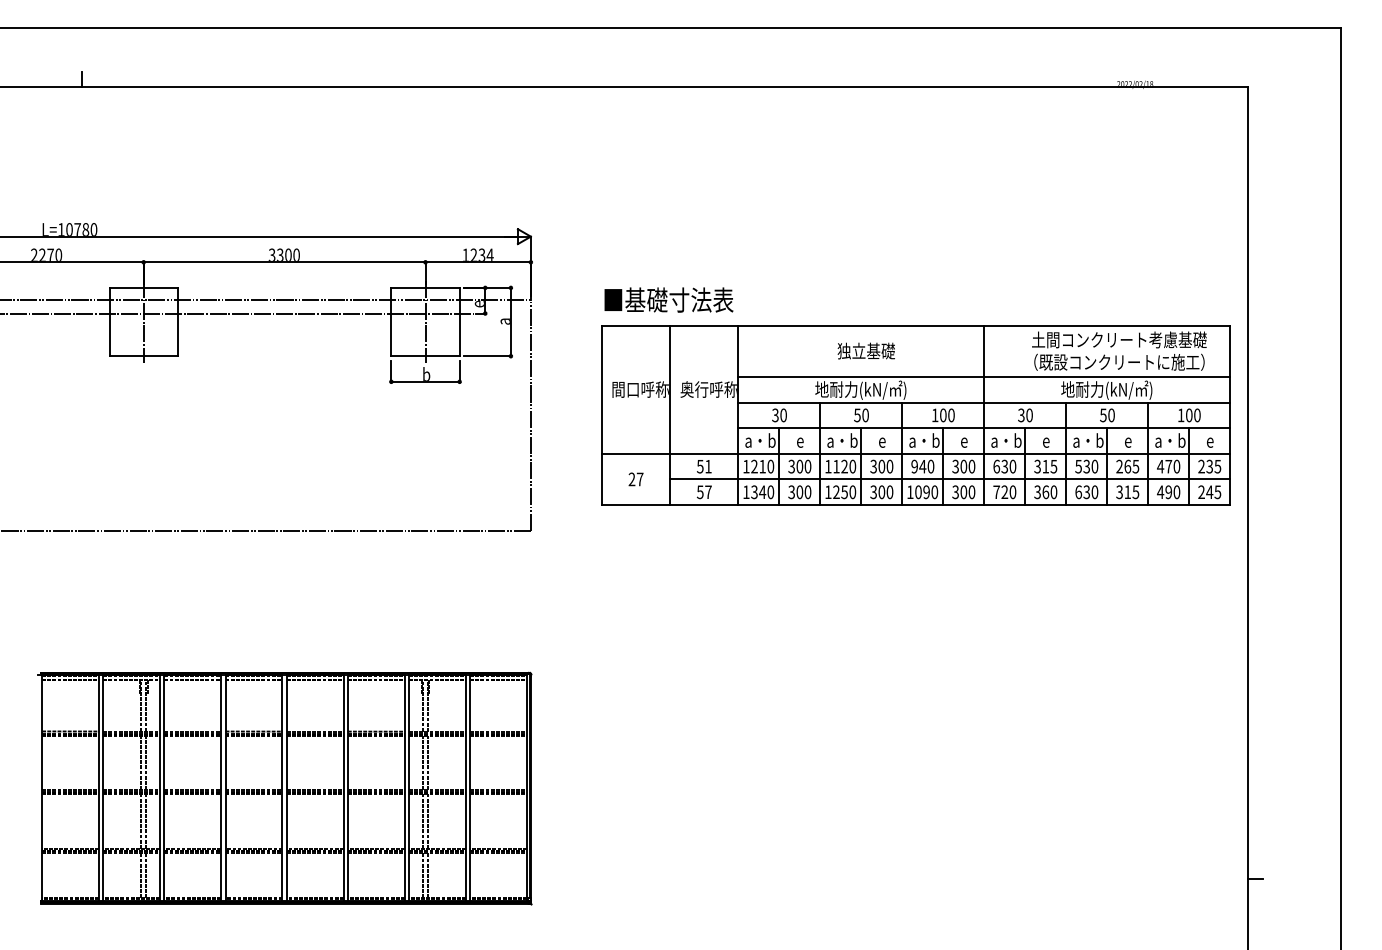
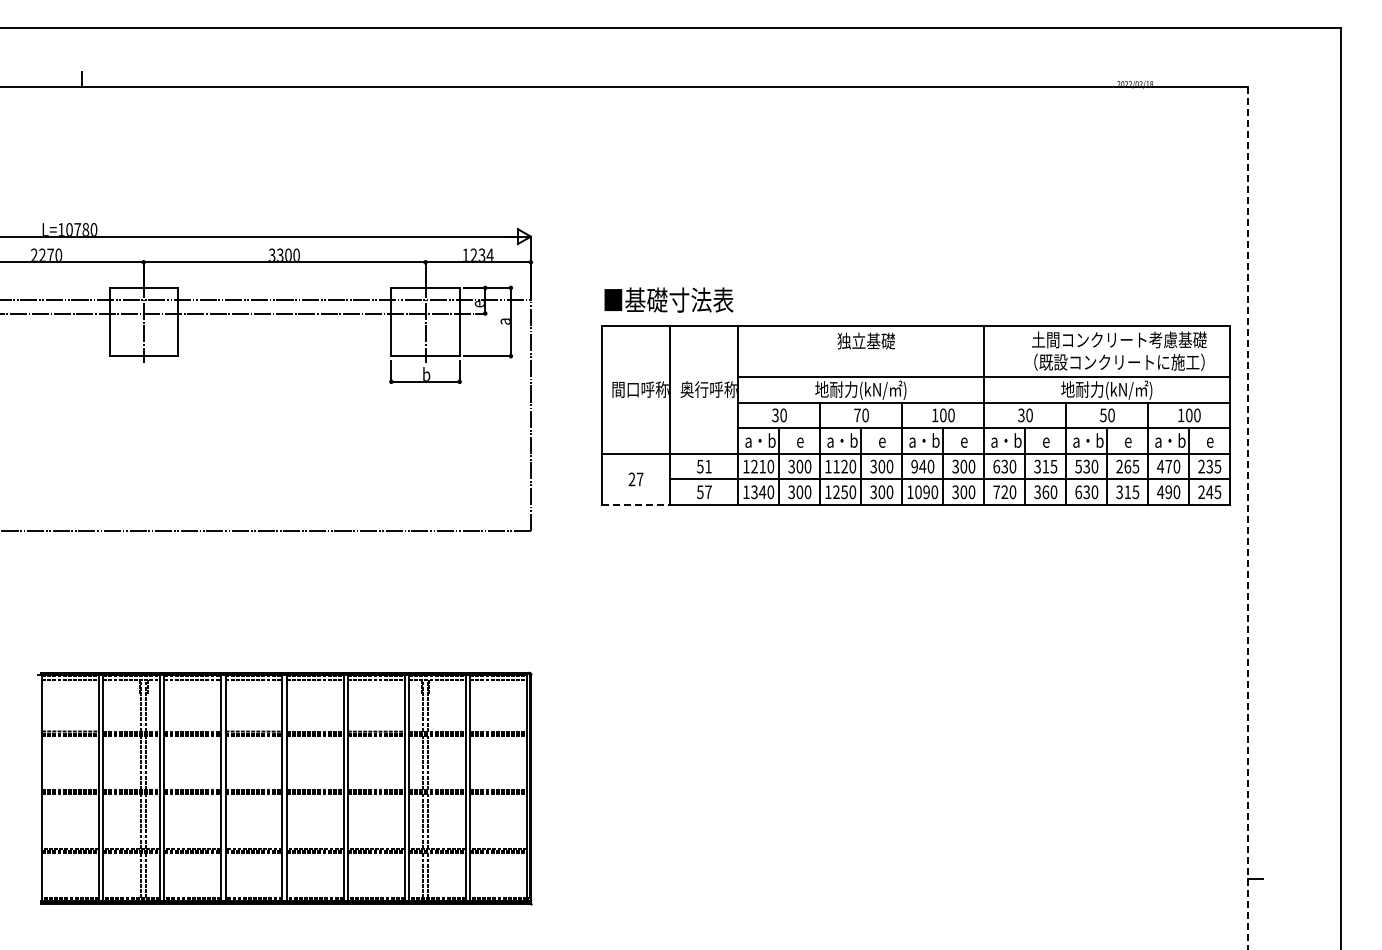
text position: (865, 350) -> (865, 340) (865, 340)
text: 50 -> 70 (857, 415)
line: solid -> dashed (636, 505)
line: solid -> dashed (1247, 518)
